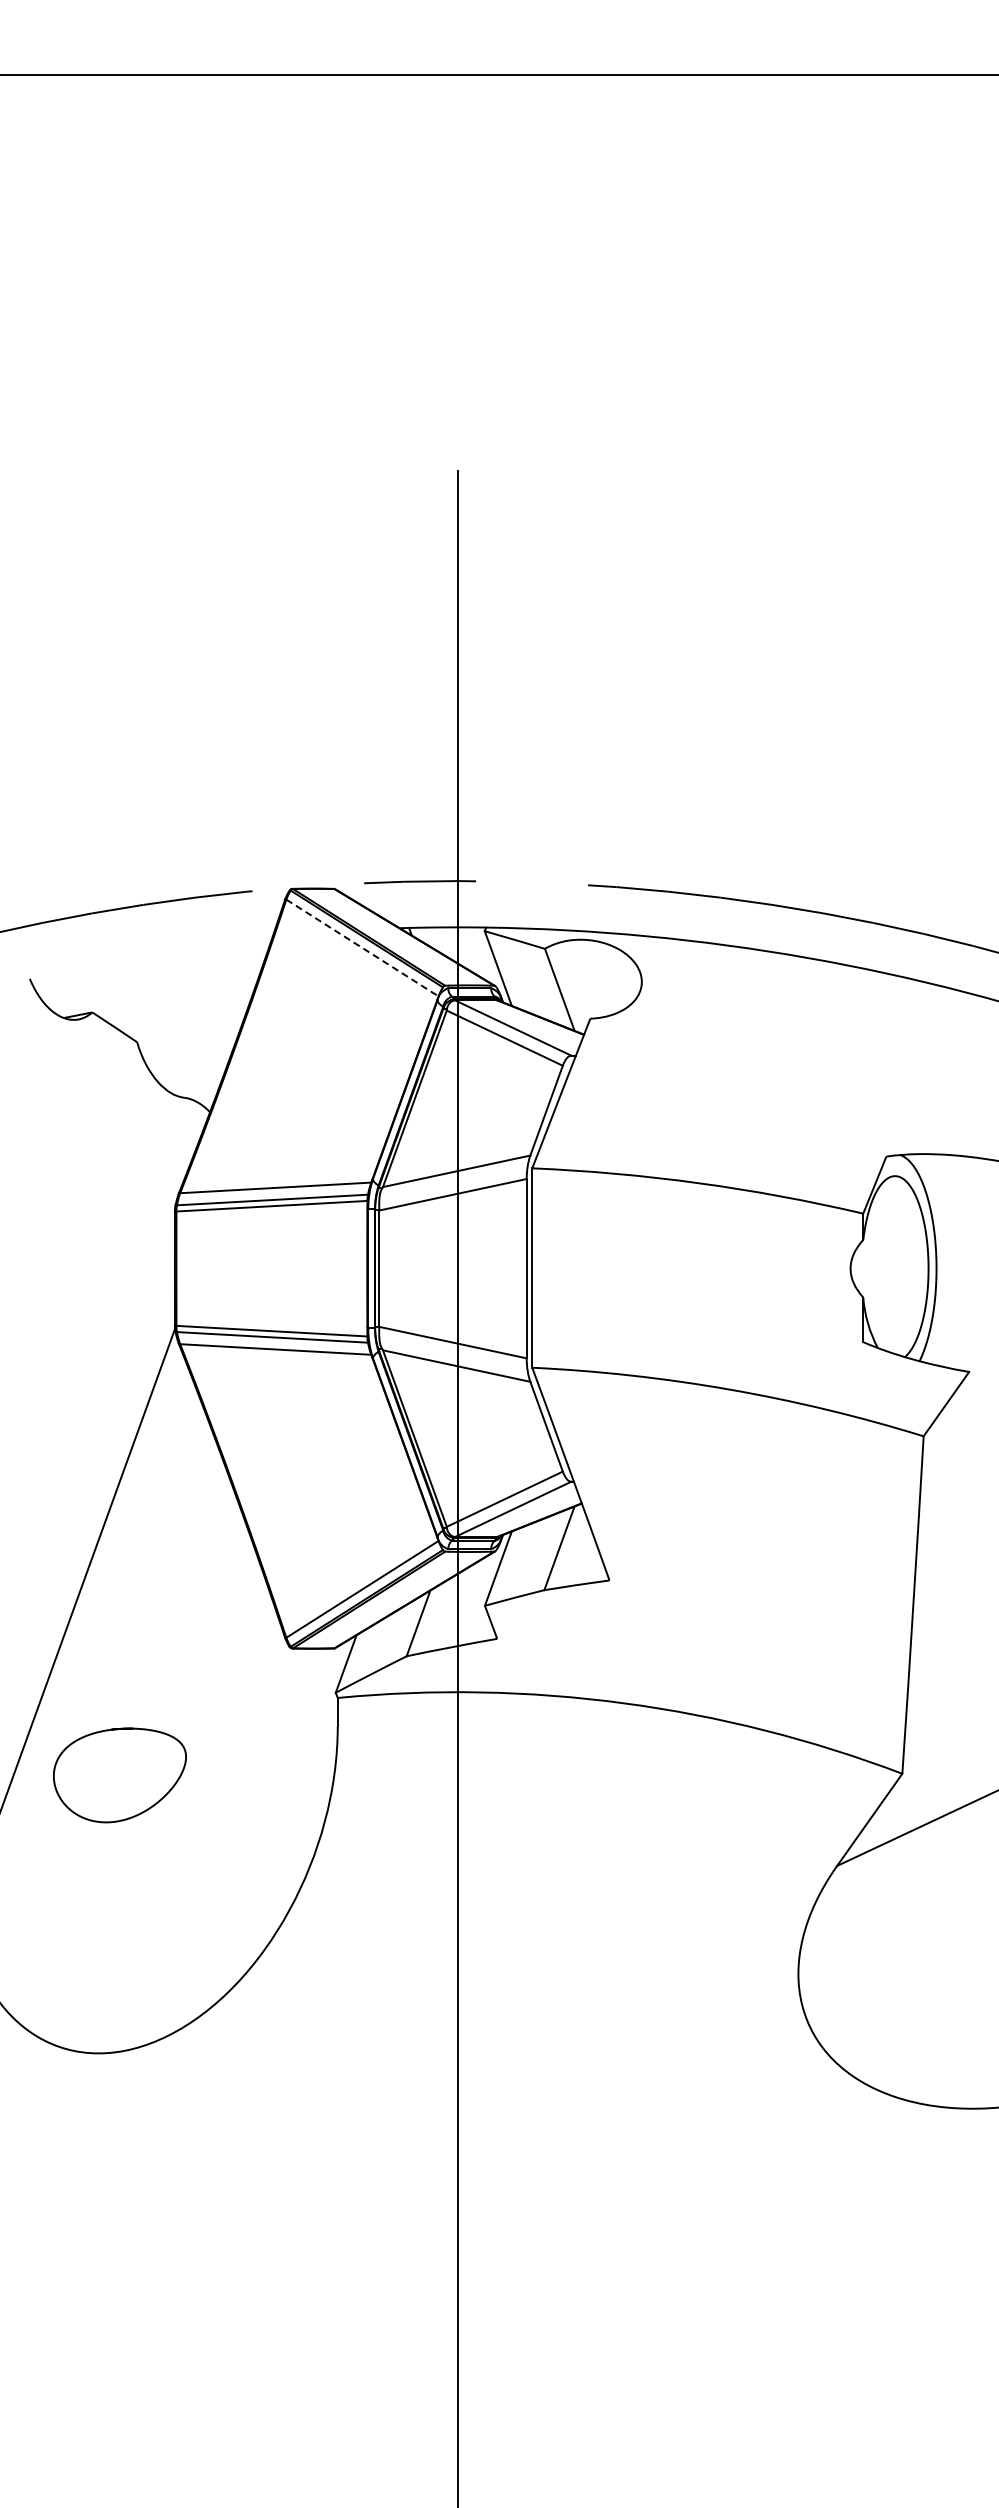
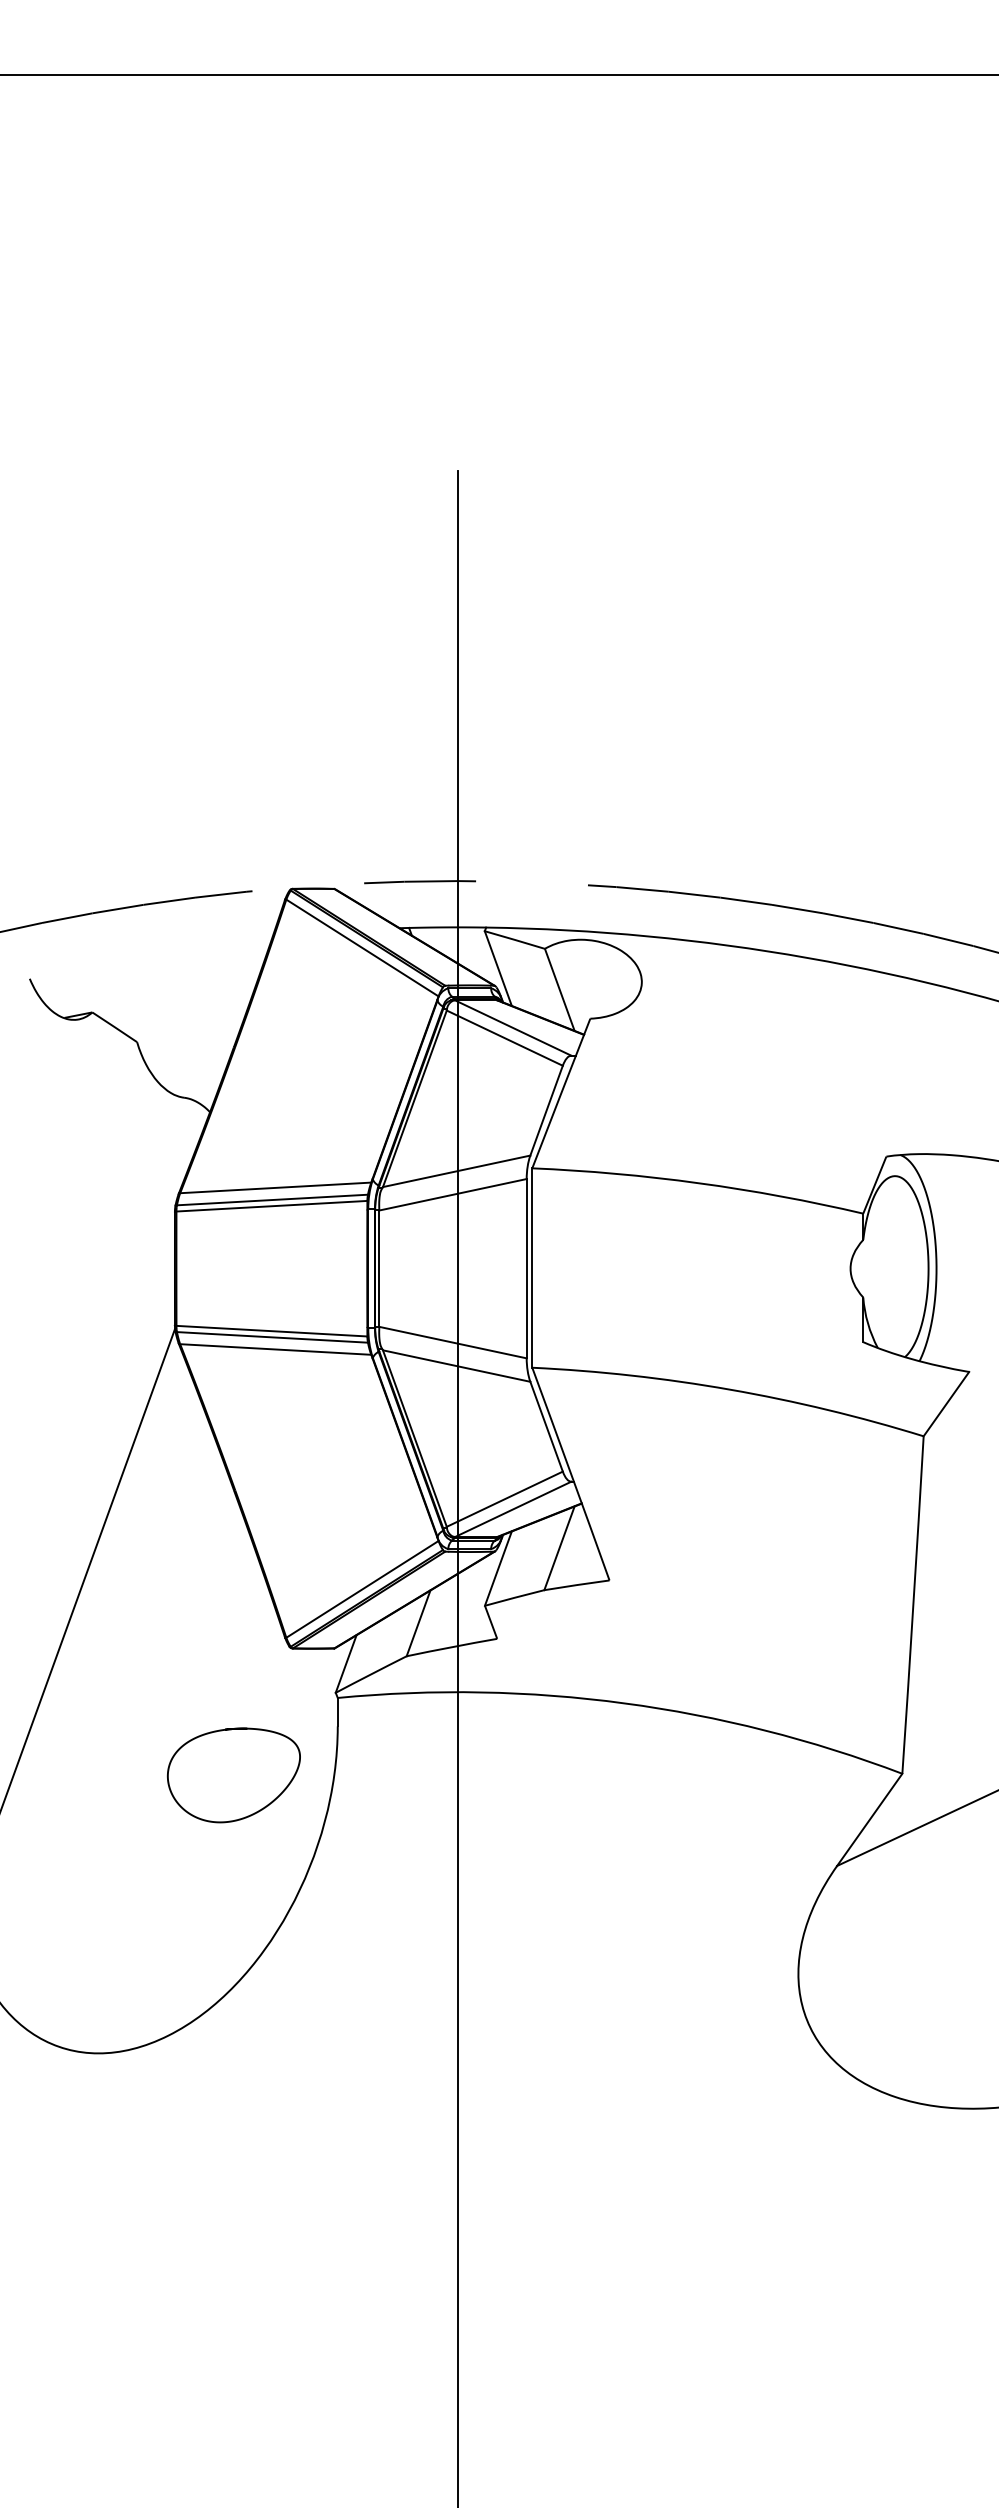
line: dashed -> solid (362, 948)
curve position: (133, 1815) -> (247, 1815) (247, 1815)
